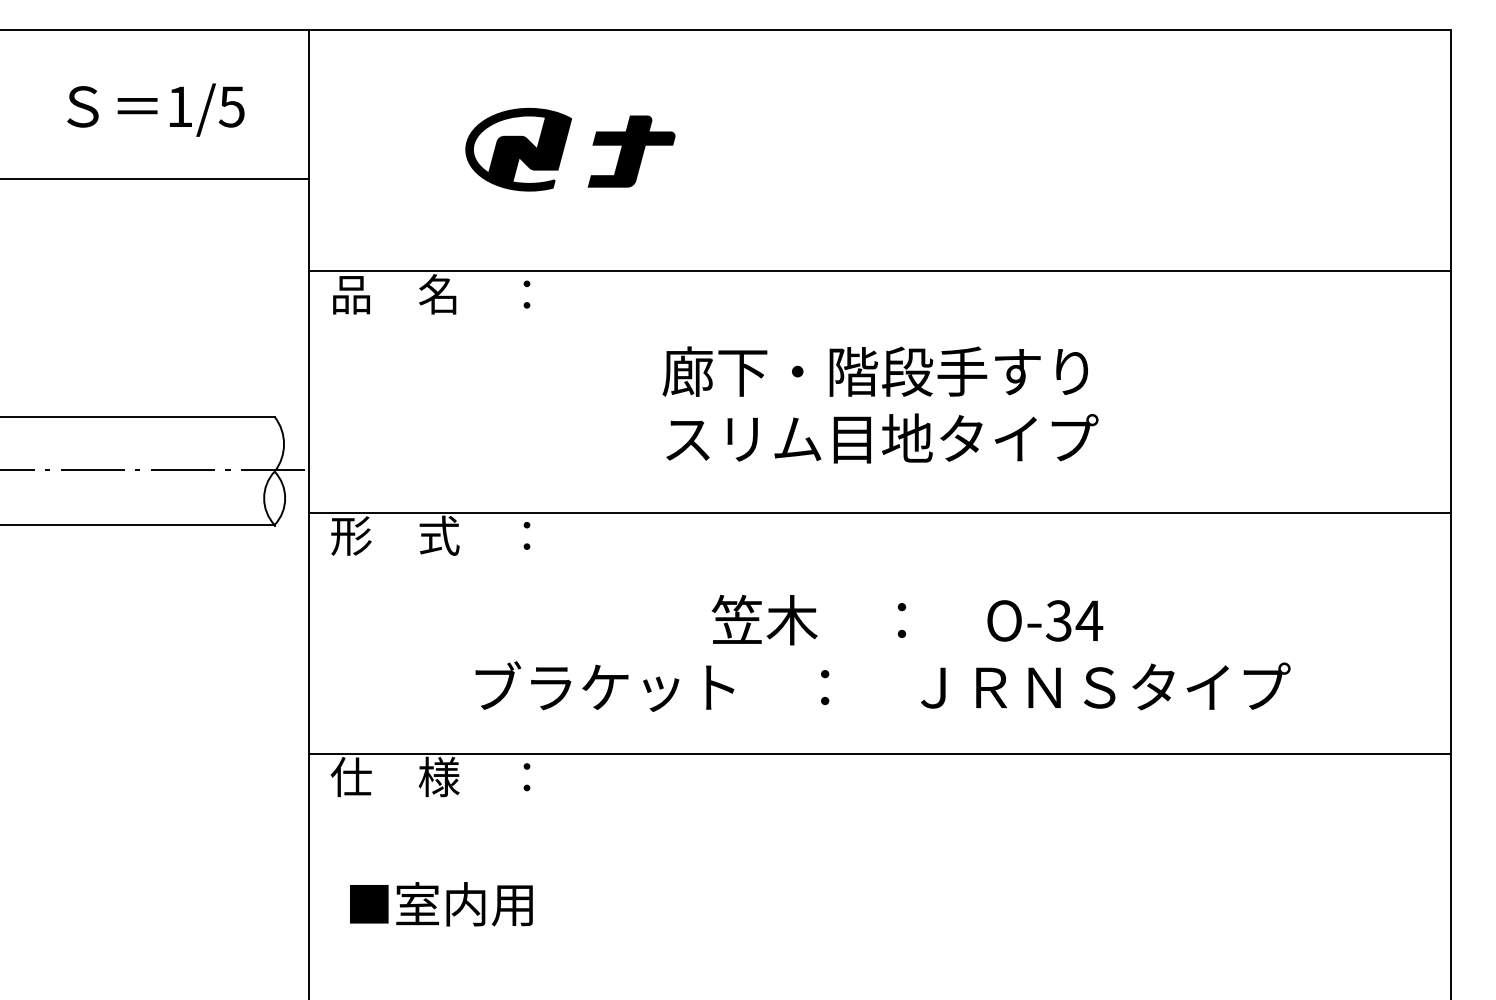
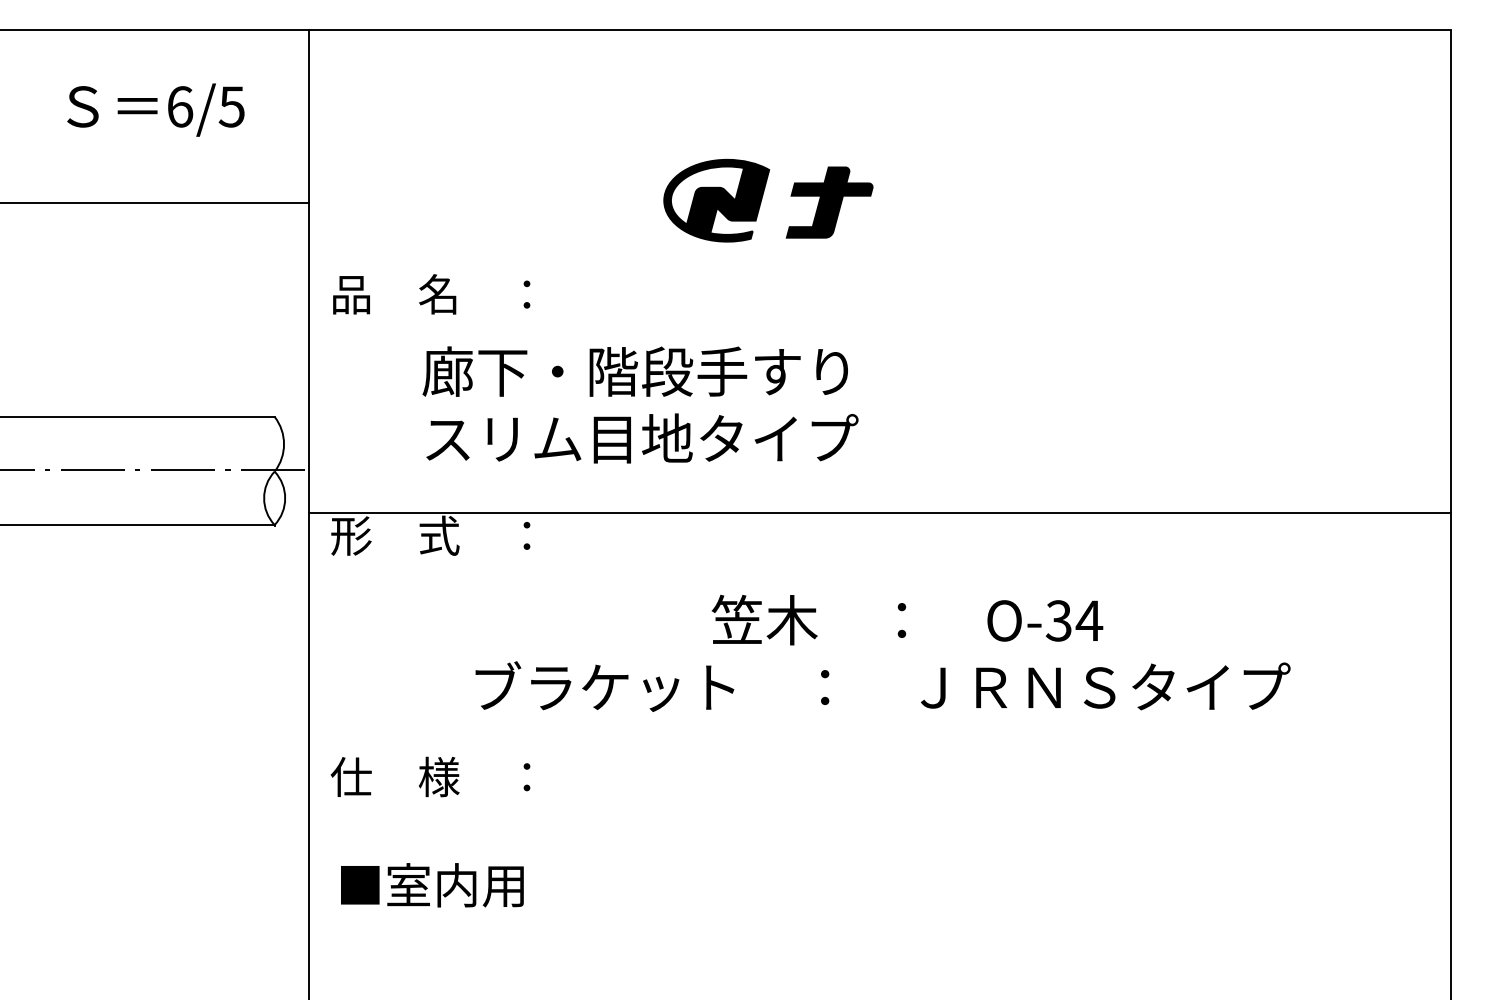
text: 1/5 -> 6/5 (180, 106)
part position: (564, 148) -> (762, 199) (762, 199)
line position: (155, 179) -> (155, 203) (155, 203)
line: present -> none (879, 271)
text position: (880, 404) -> (640, 404) (640, 404)
line: present -> none (879, 754)
text position: (441, 904) -> (432, 885) (432, 885)
